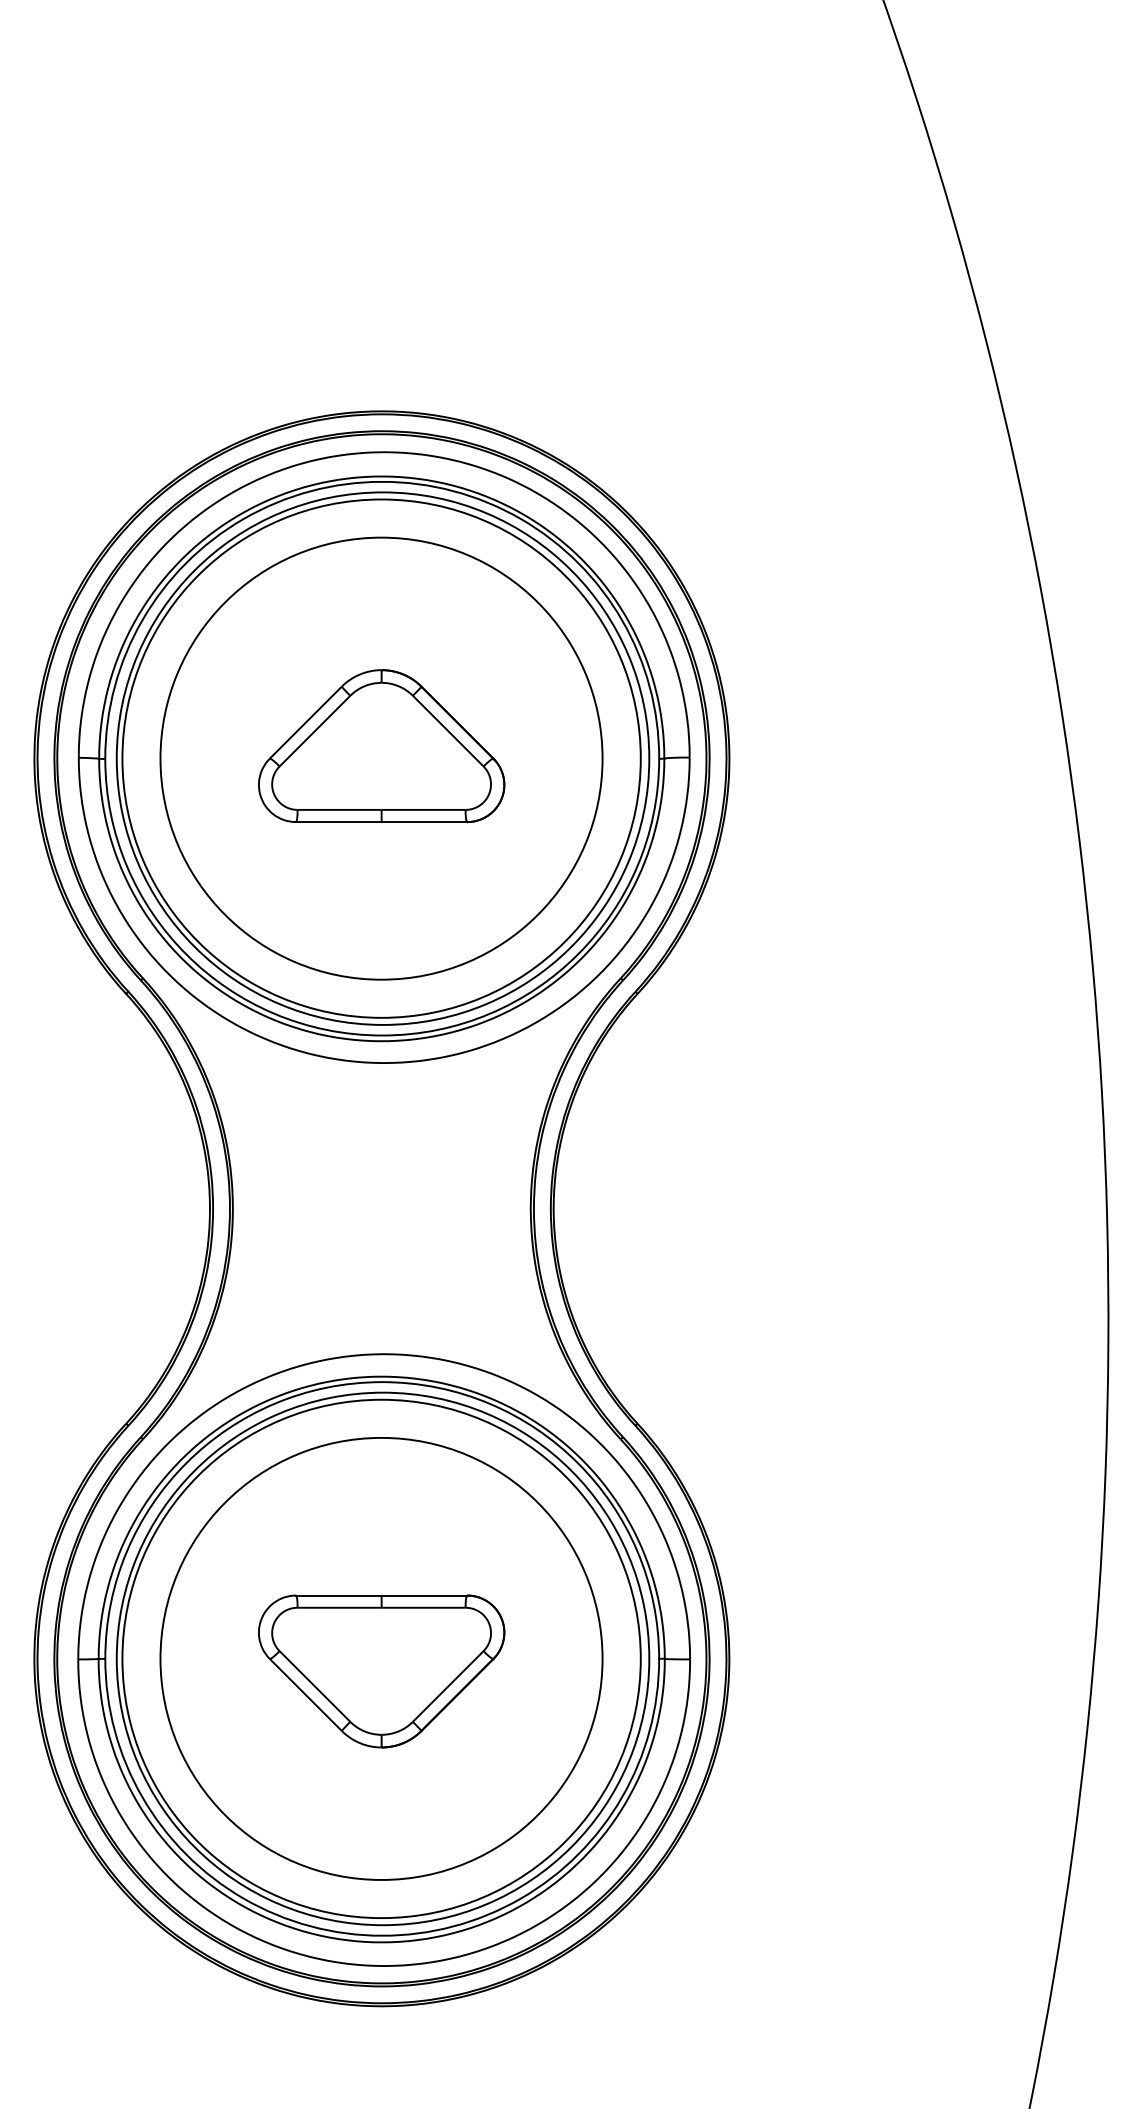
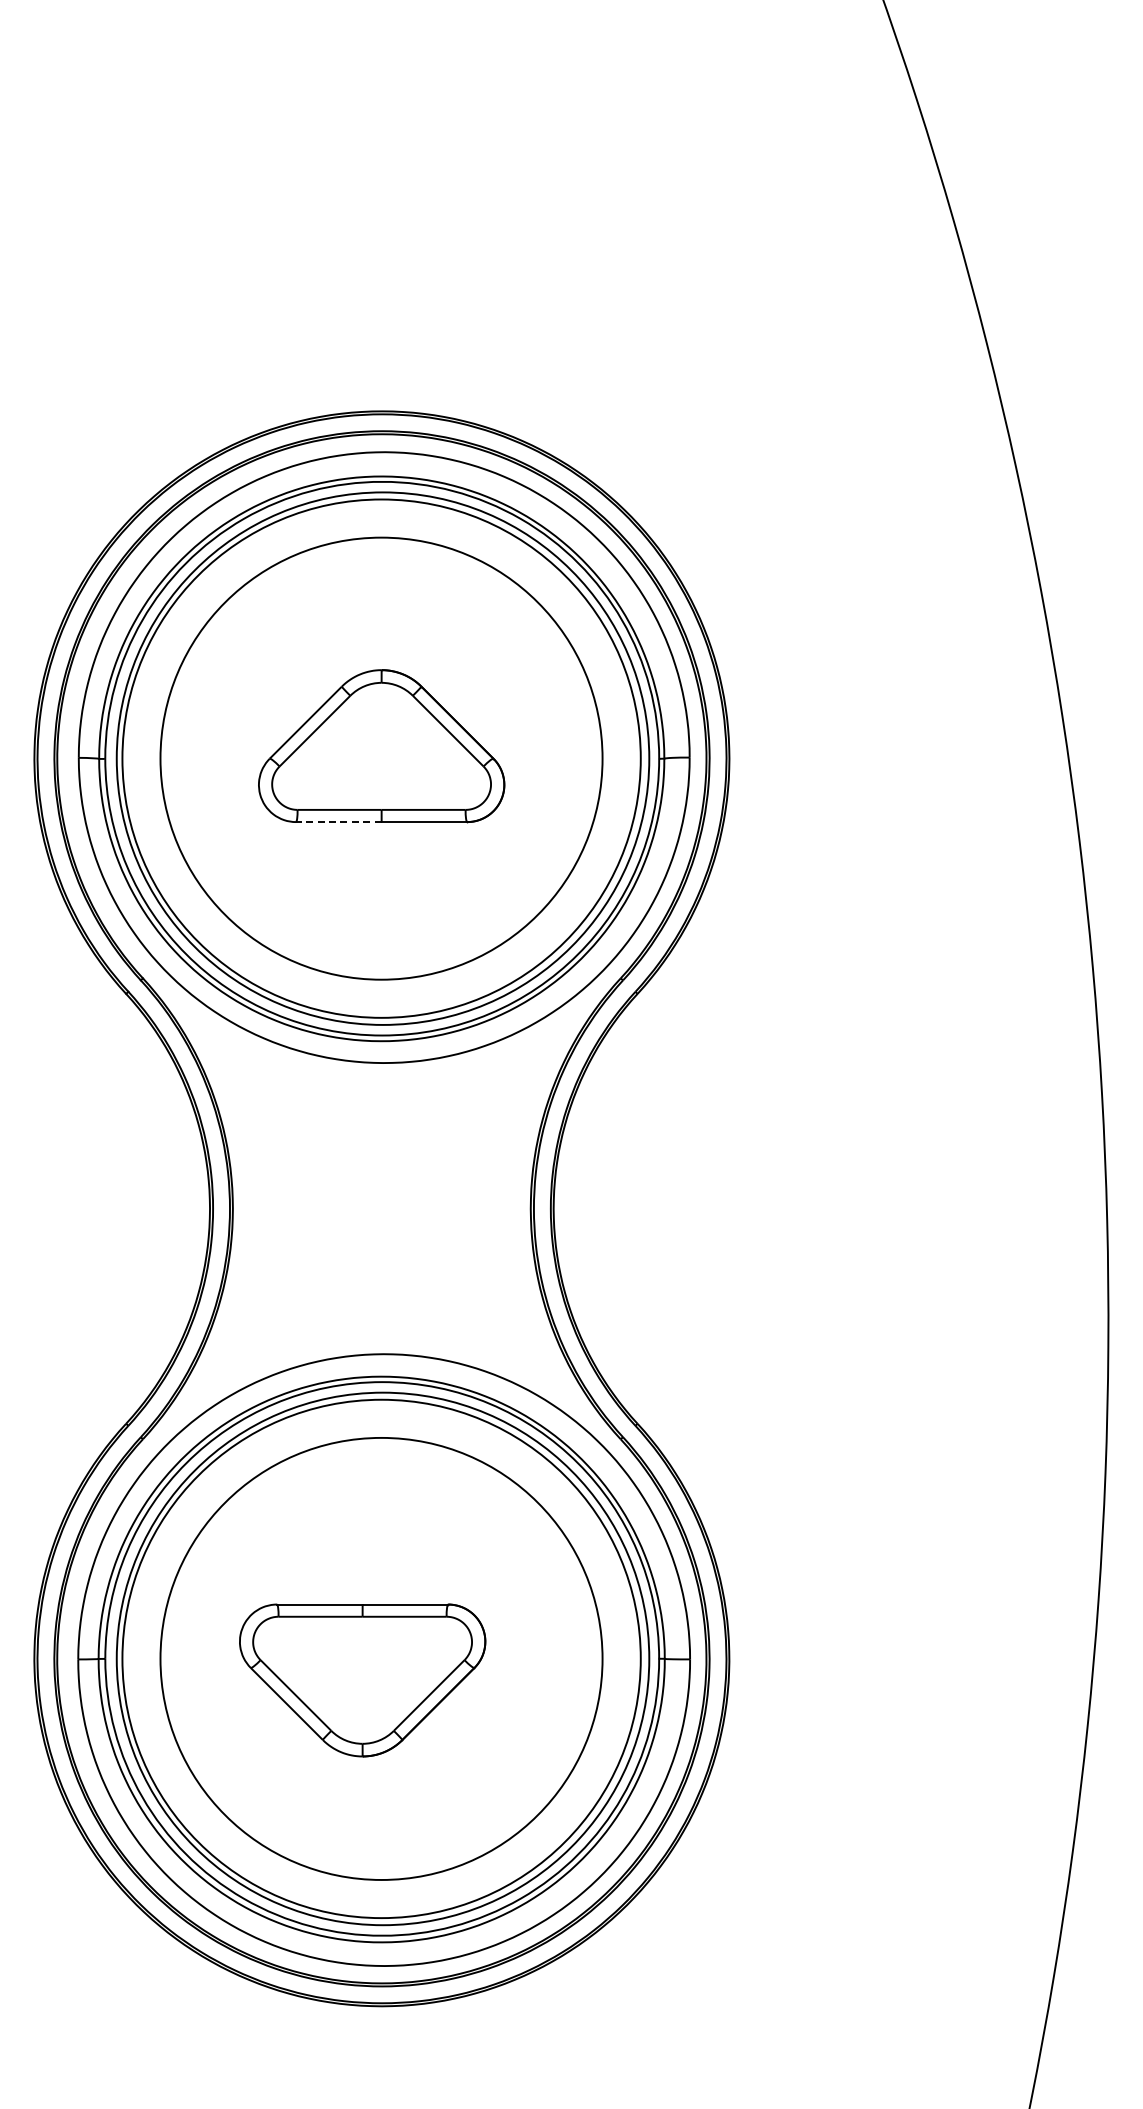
line: solid -> dashed (338, 822)
part position: (381, 1671) -> (362, 1680) (362, 1680)
